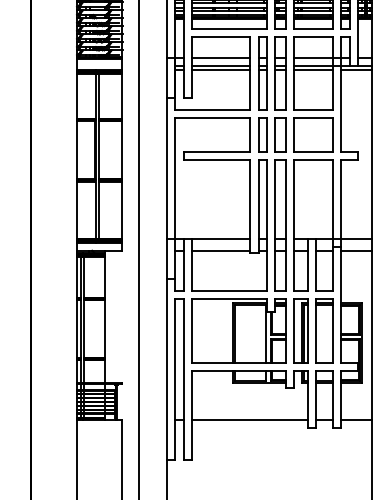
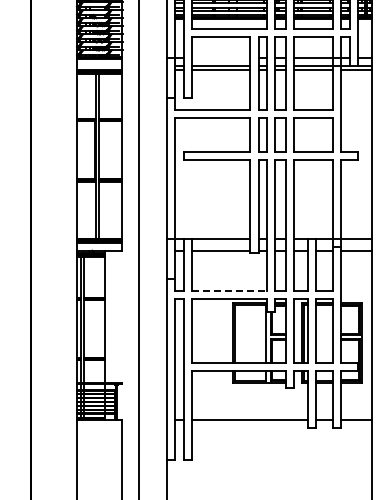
line: present -> none (220, 57)
line: solid -> dashed (229, 290)
